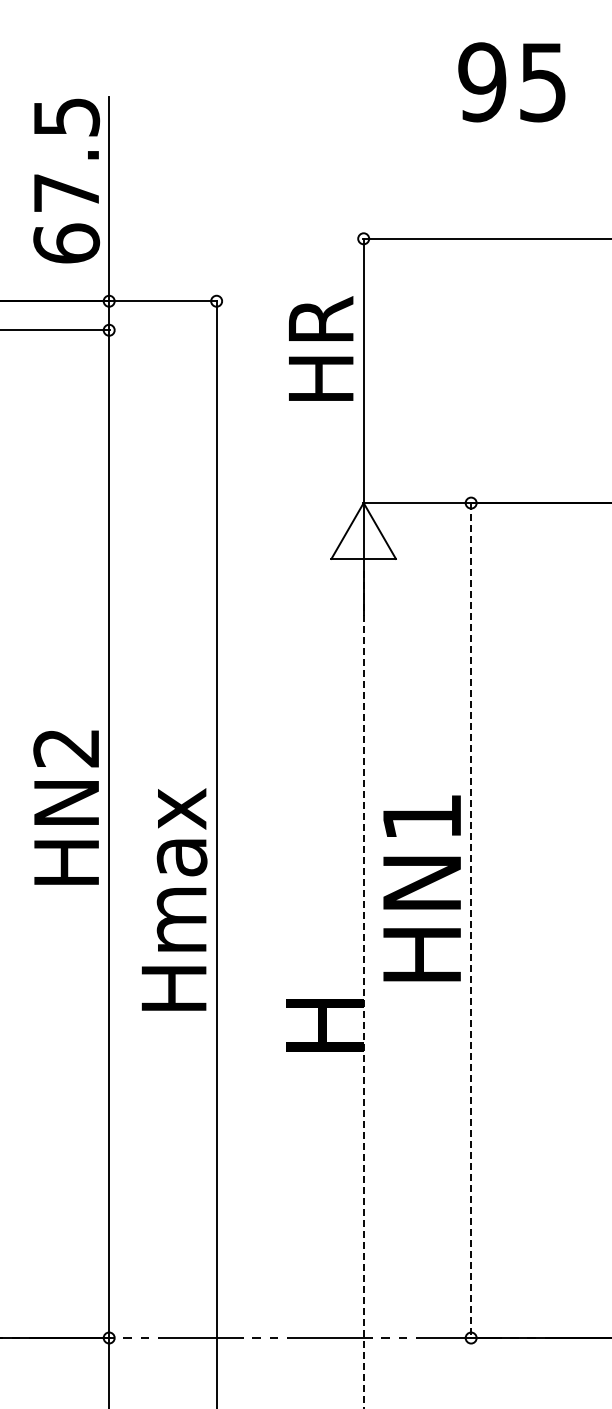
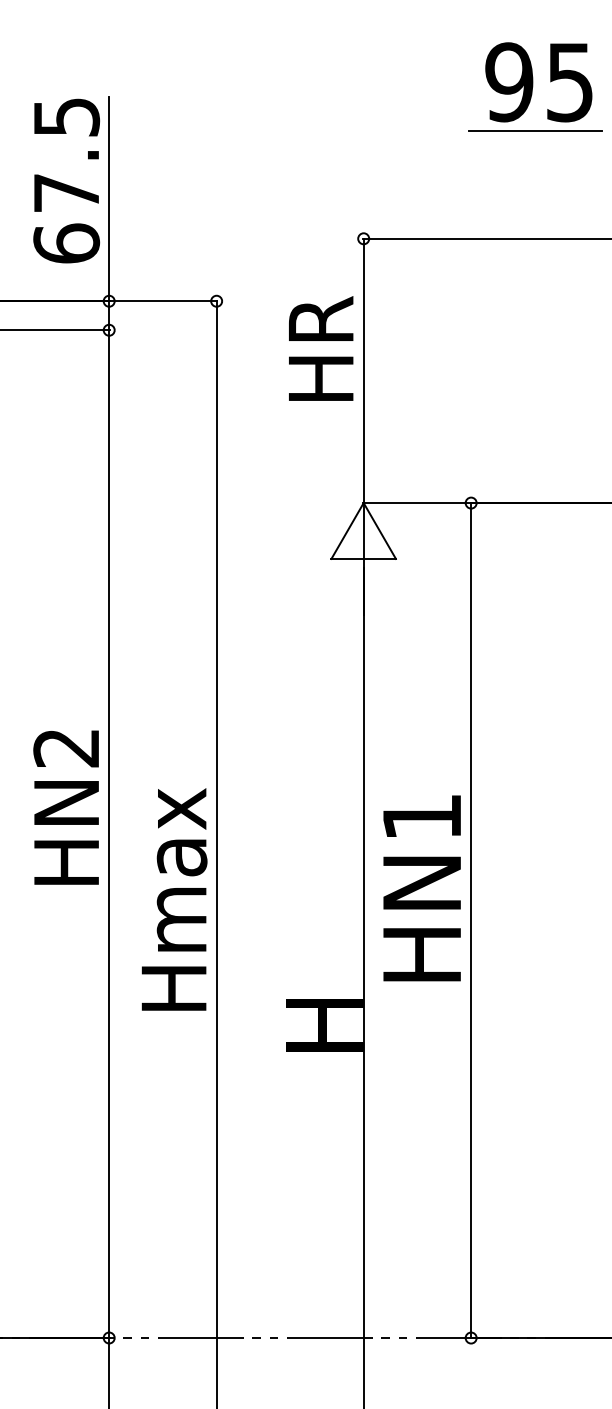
text position: (511, 82) -> (538, 82) (538, 82)
line: none -> present (535, 131)
line: dashed -> solid (471, 921)
line: dashed -> solid (363, 987)
